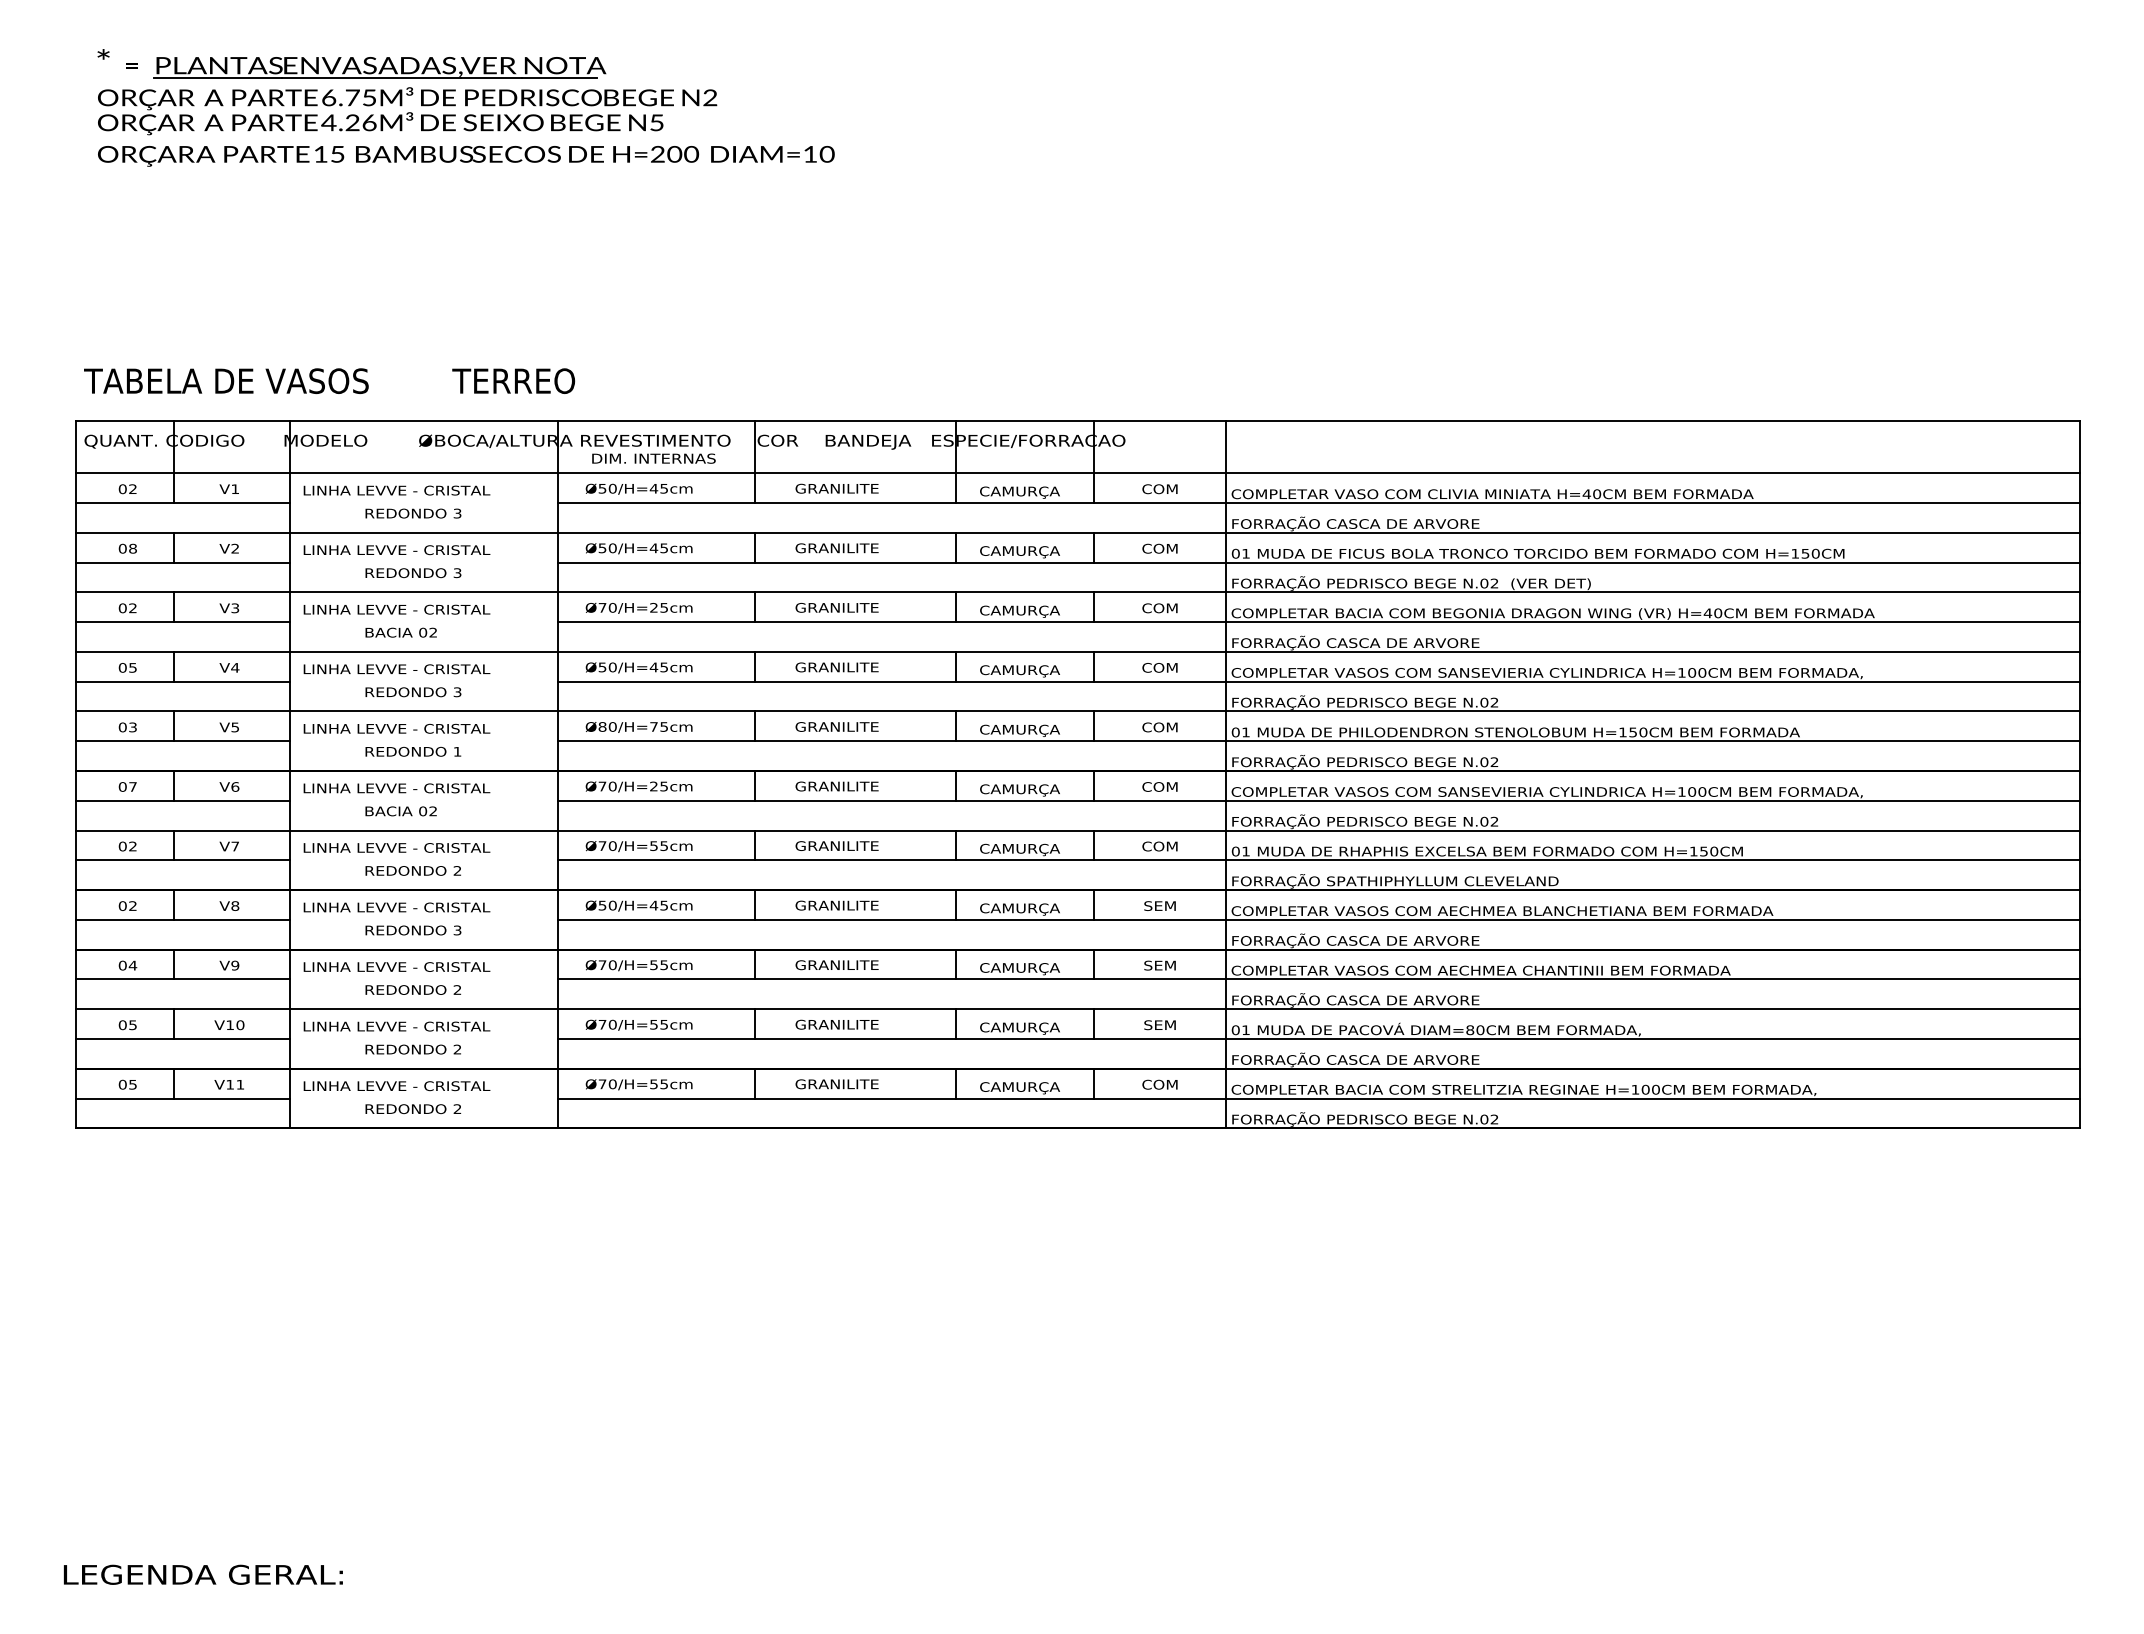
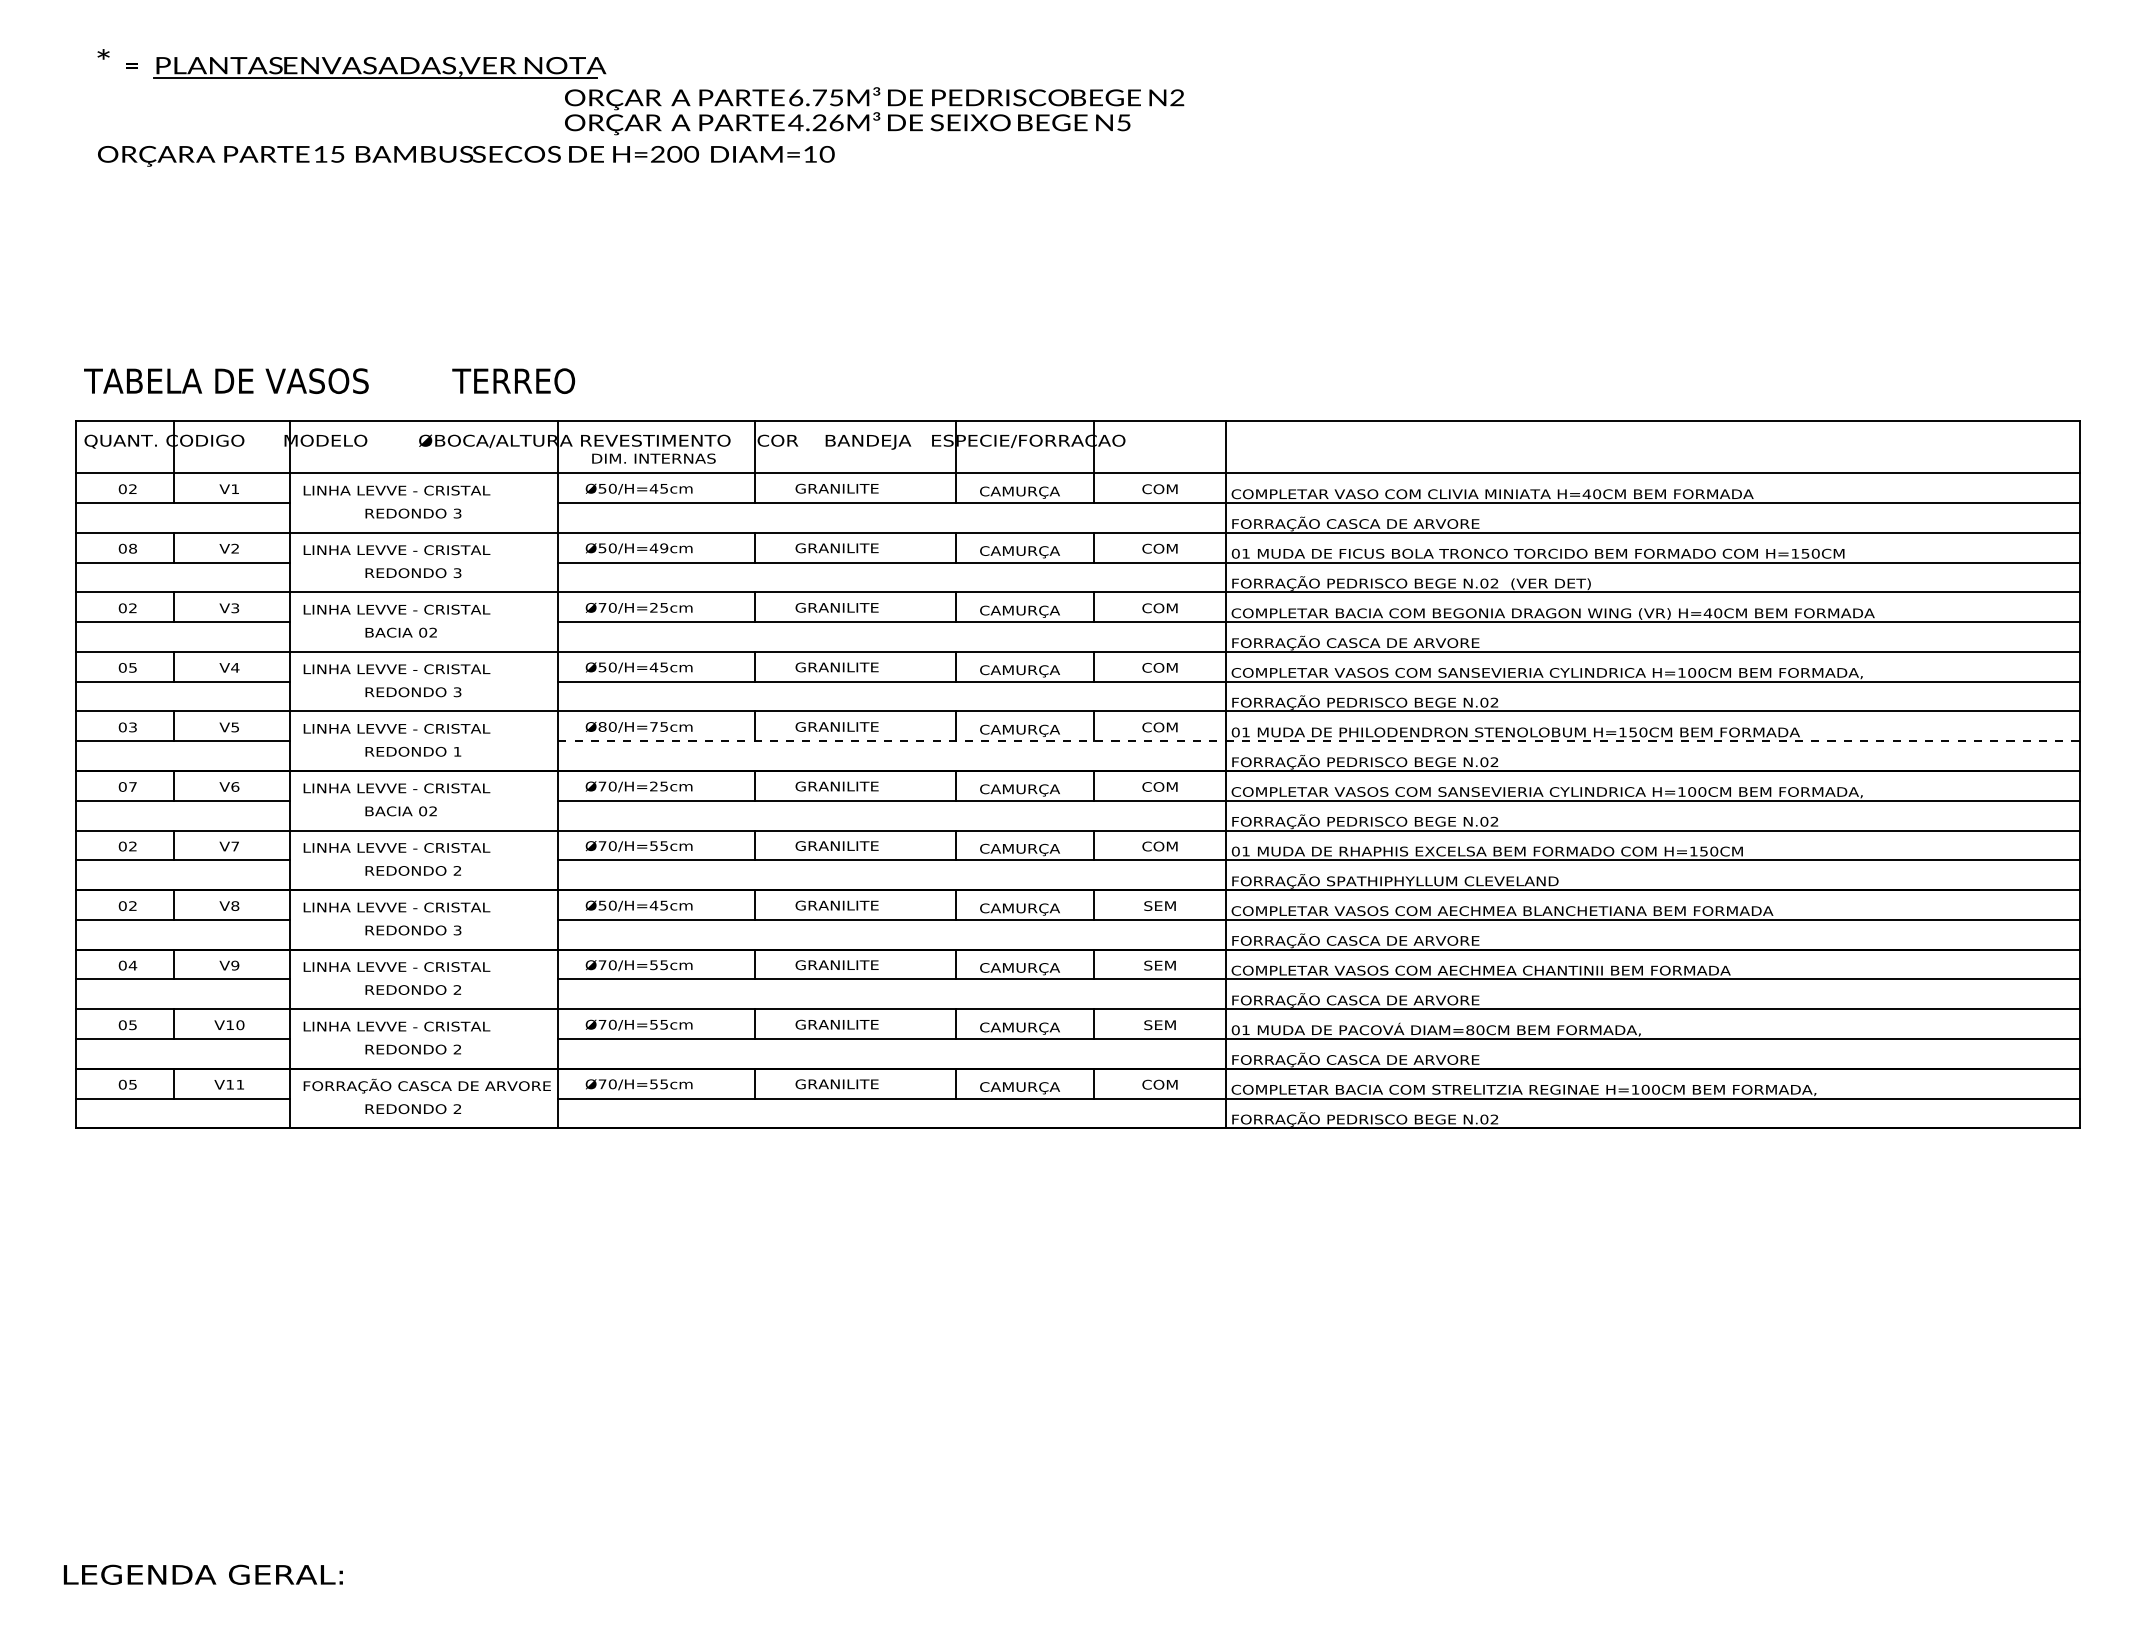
text position: (407, 111) -> (874, 111) (874, 111)
text: Ø50/H=45cm -> Ø50/H=49cm (664, 547)
line: solid -> dashed (1318, 741)
text: LINHA LEVVE - CRISTAL -> FORRAÇÃO CASCA DE ARVORE (427, 1085)
